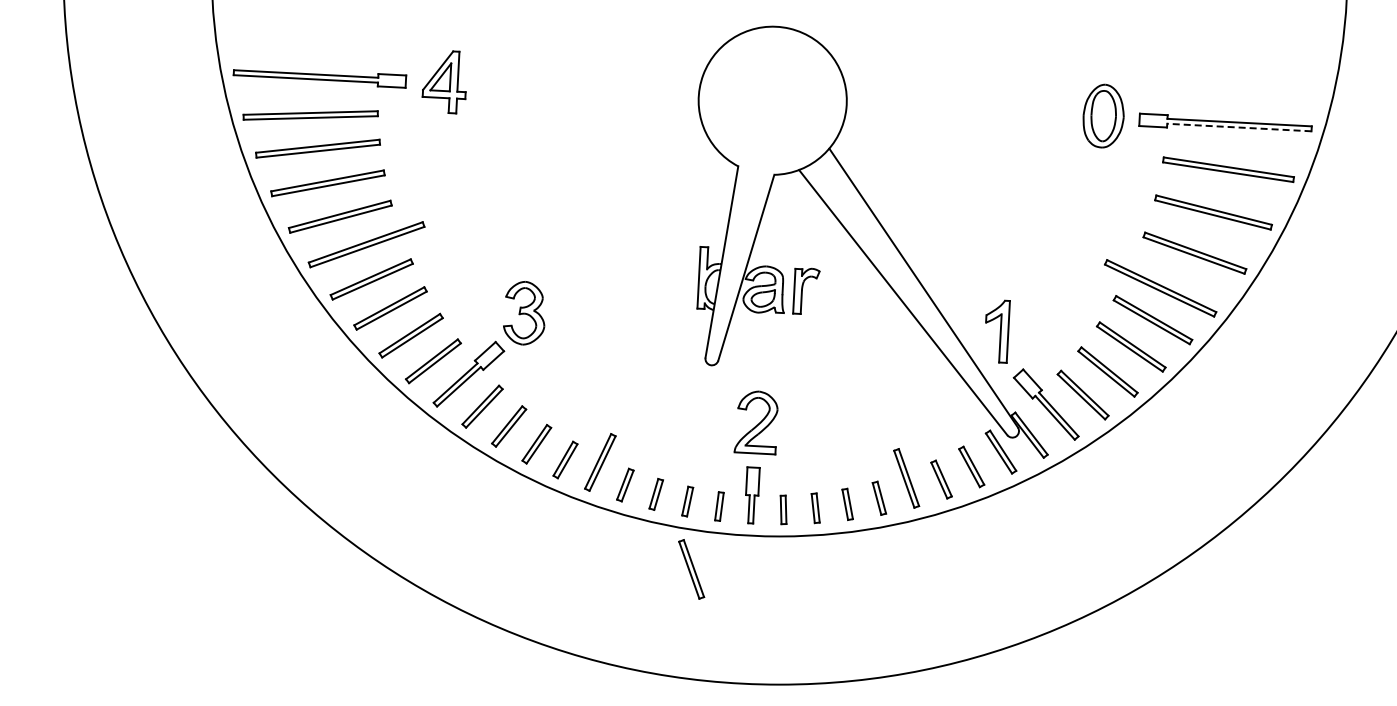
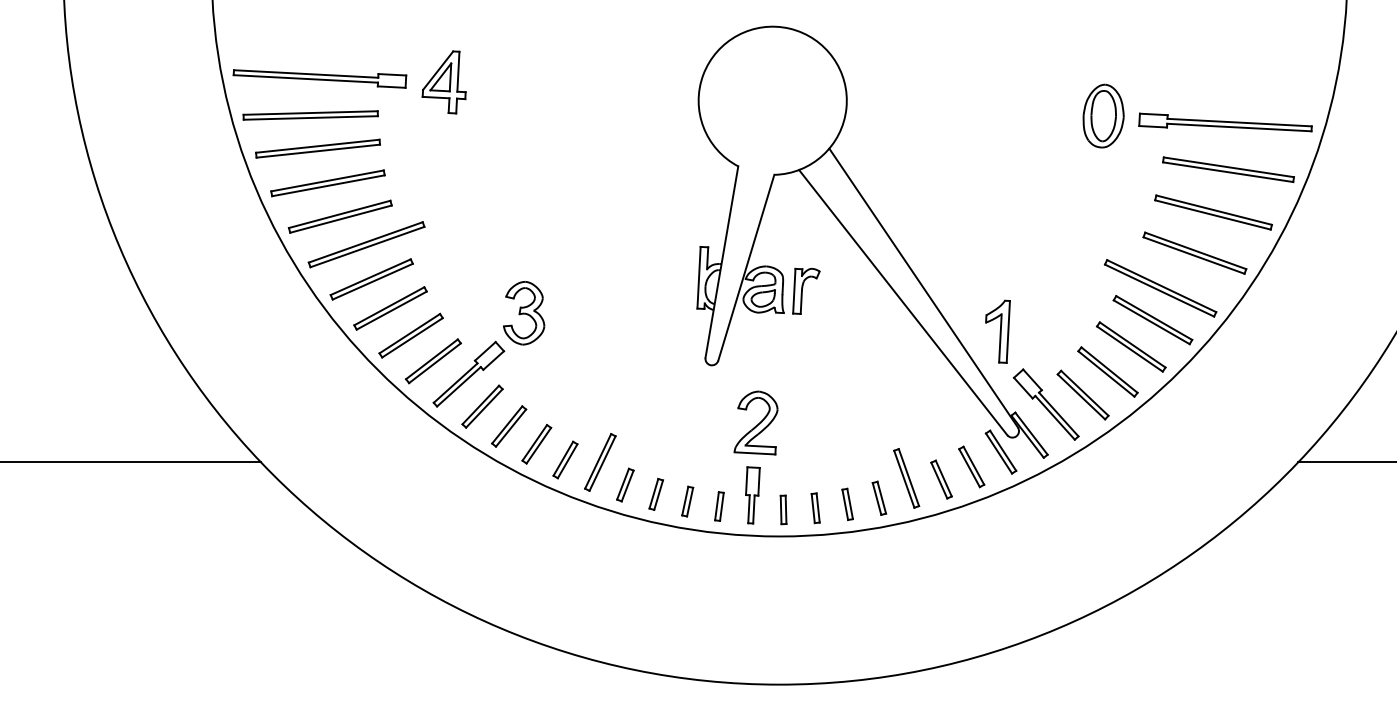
line: dashed -> solid (1238, 127)
line: none -> present (131, 462)
line: none -> present (1345, 462)
part: present -> none (691, 569)
